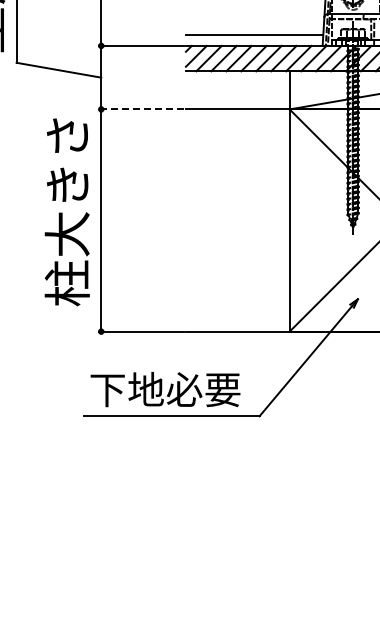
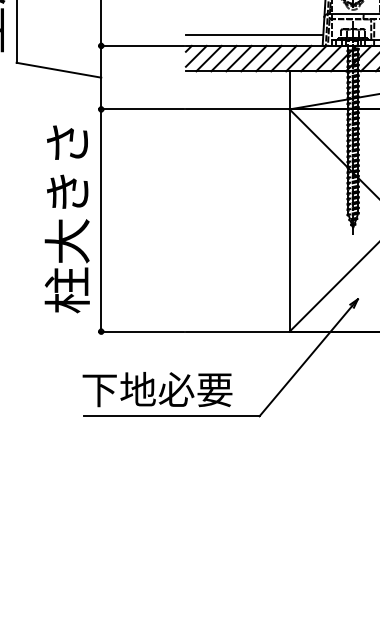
line: dashed -> solid (140, 109)
text position: (66, 212) -> (66, 219) (66, 219)
text position: (165, 389) -> (157, 389) (157, 389)
